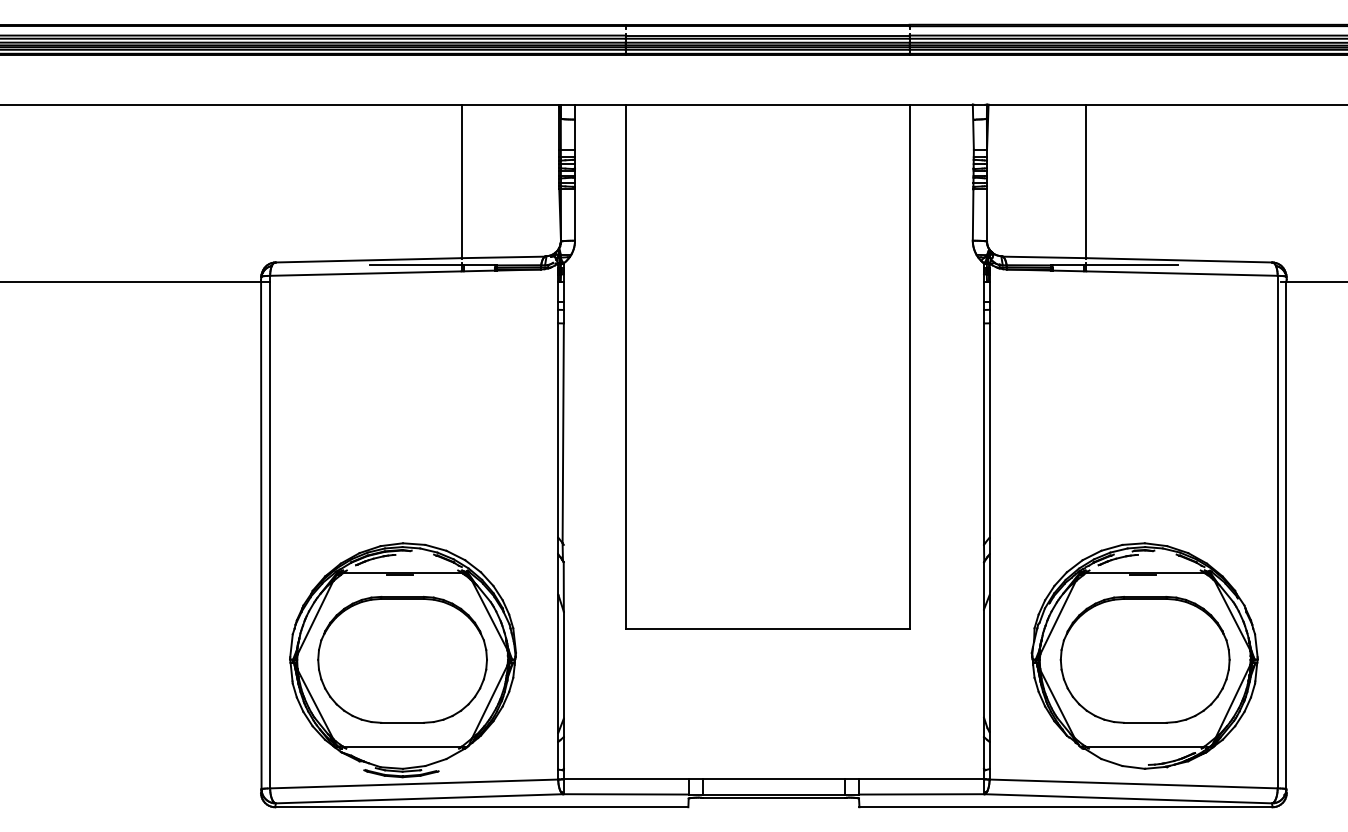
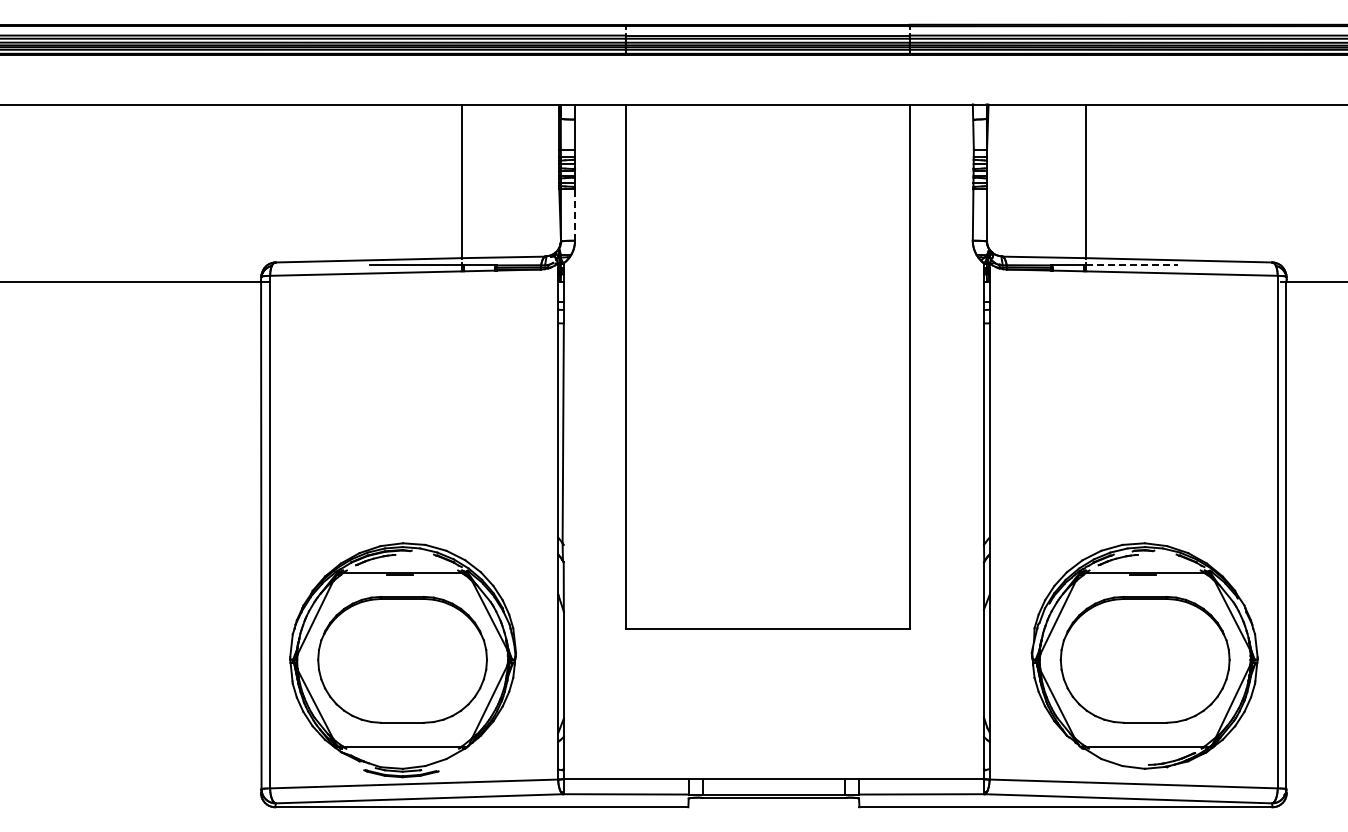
line: solid -> dashed (575, 215)
line: solid -> dashed (1132, 265)
